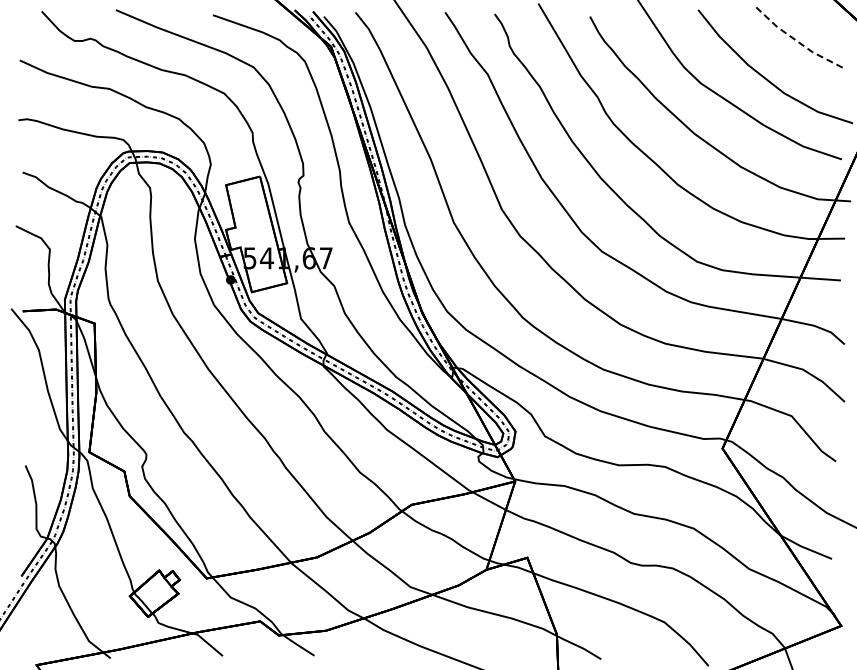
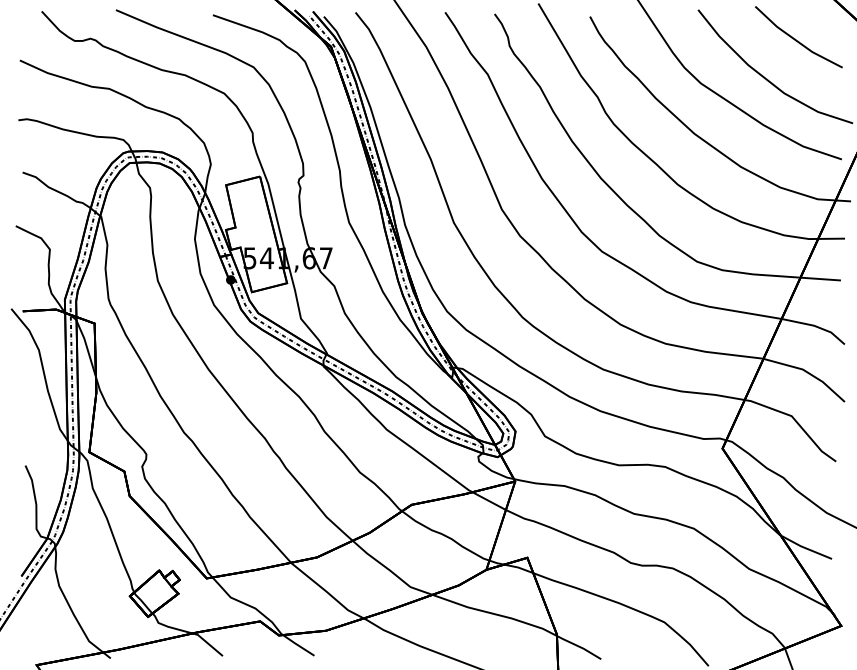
line: dashed -> solid (796, 40)
